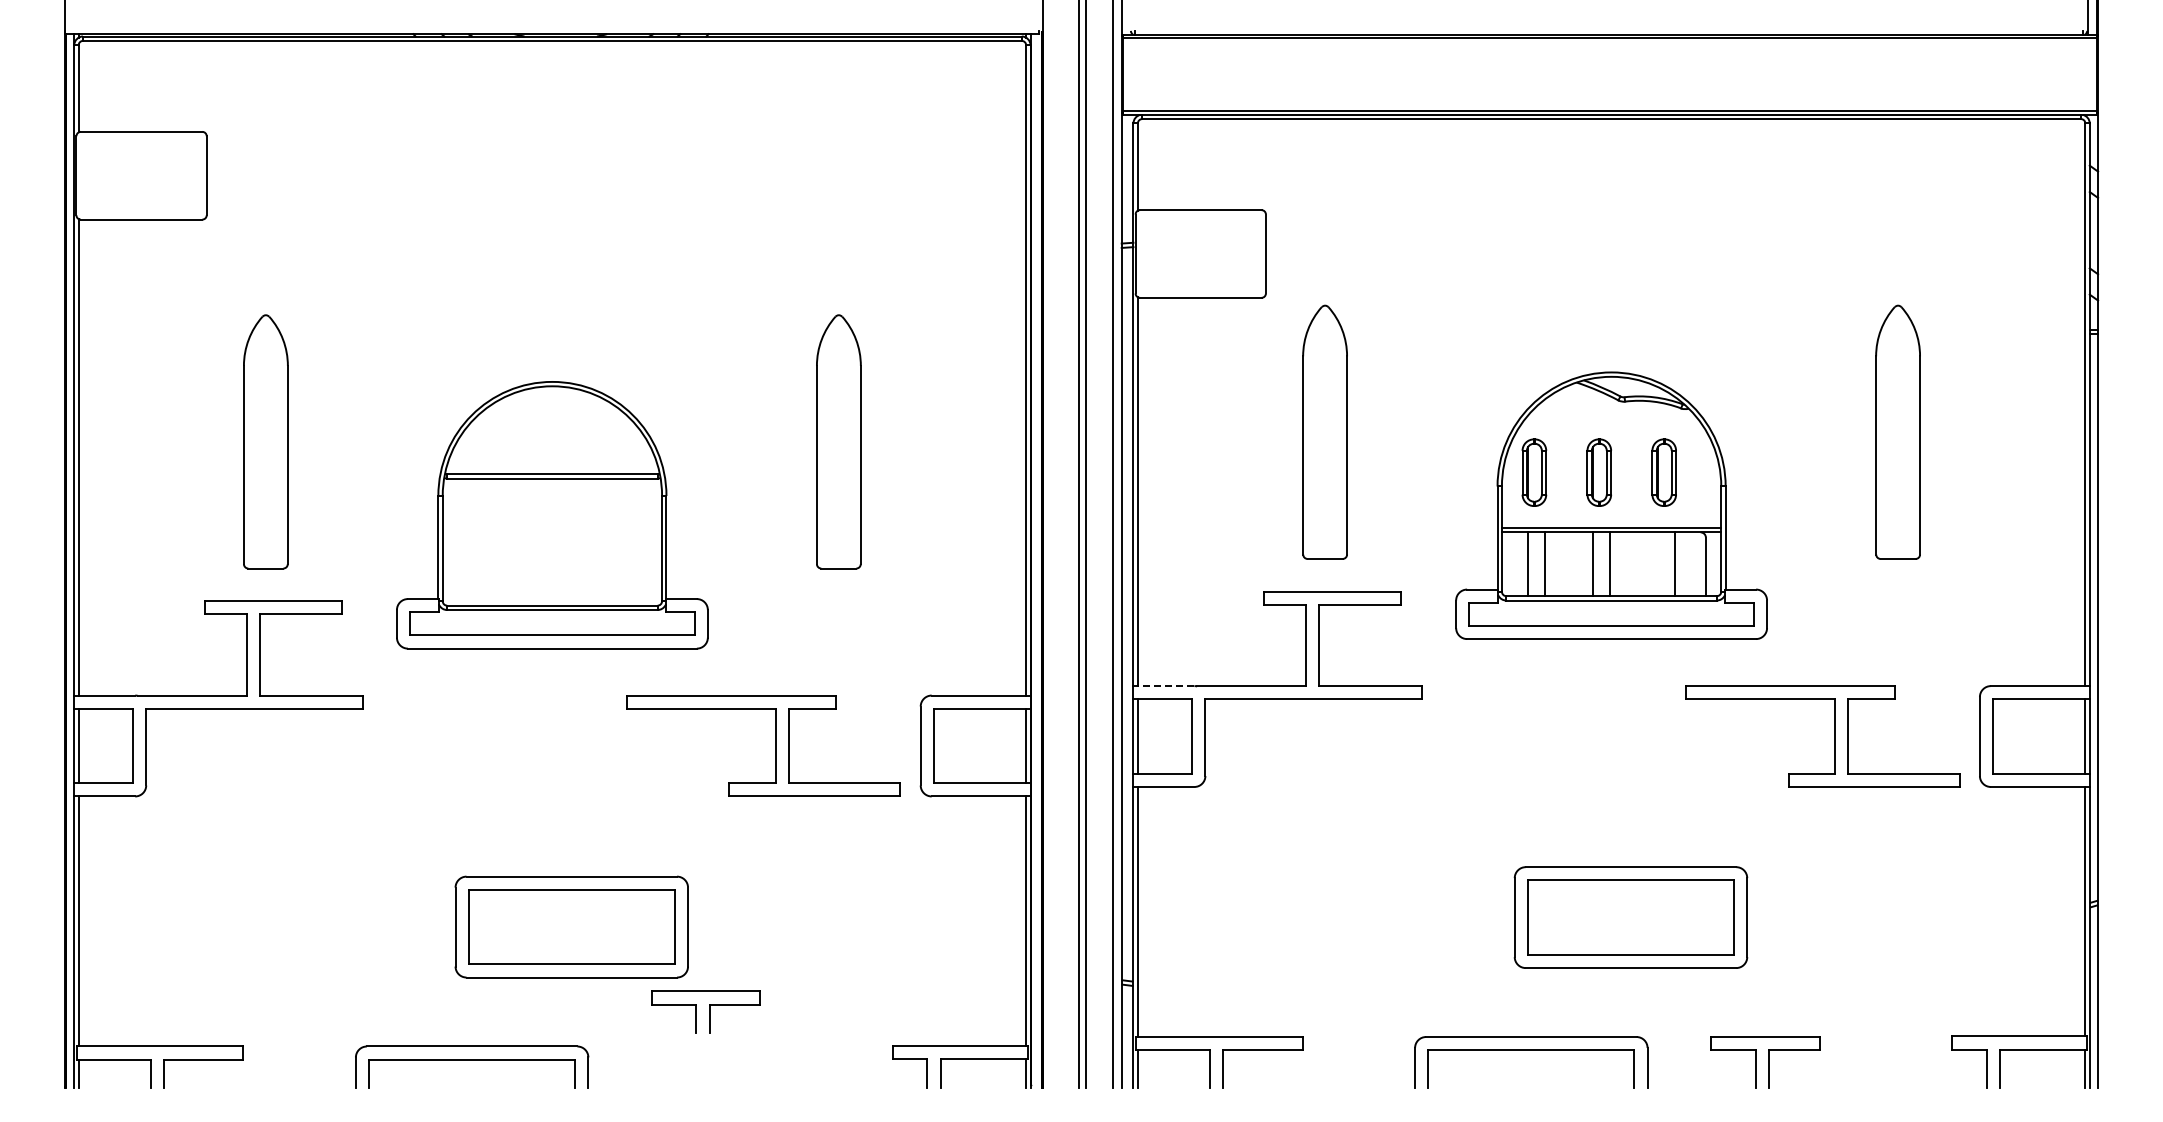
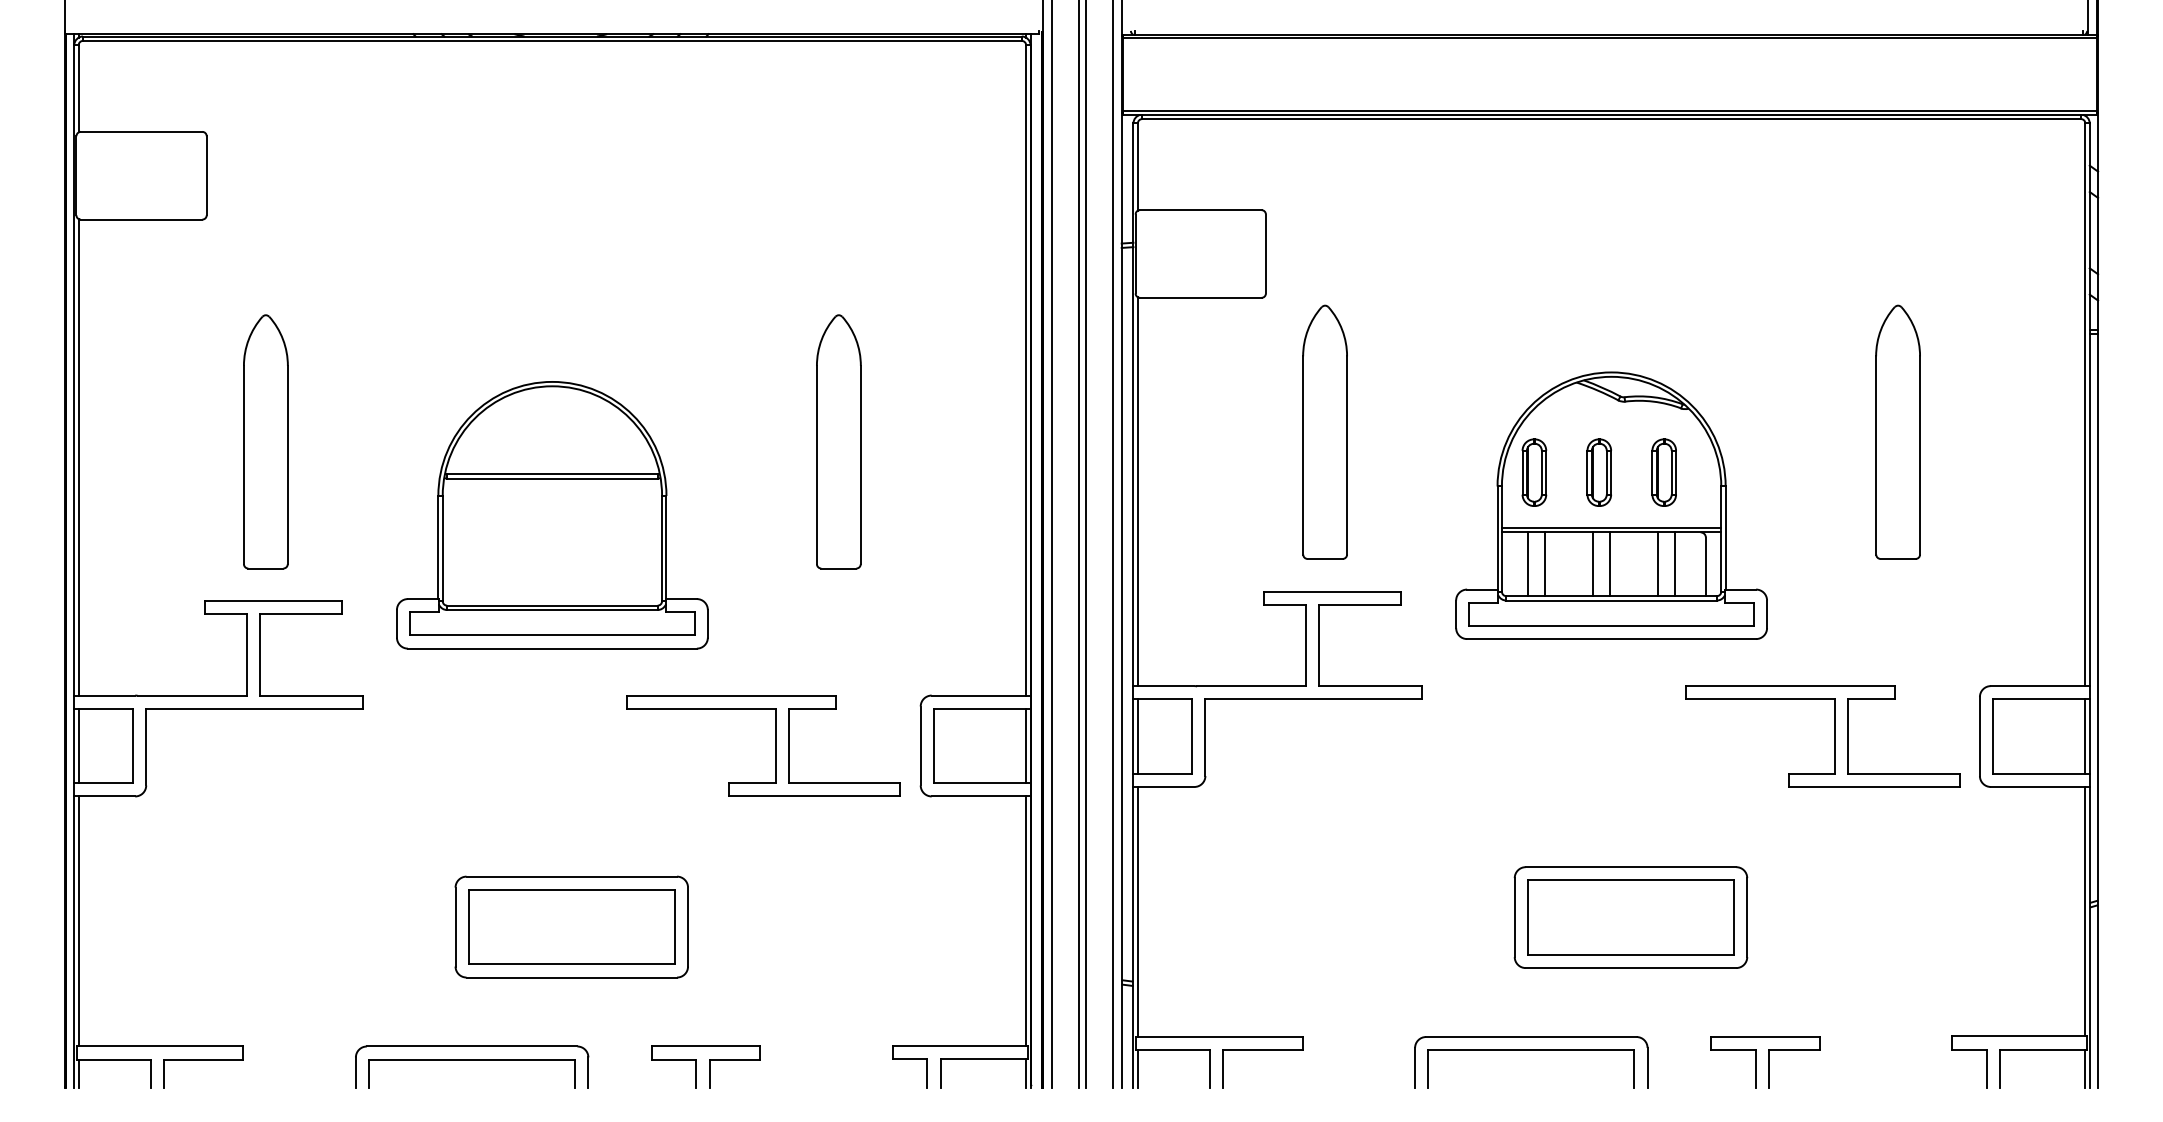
line: none -> present (1051, 545)
line: none -> present (1657, 564)
line: dashed -> solid (1165, 686)
part position: (705, 1011) -> (705, 1066) (705, 1066)
